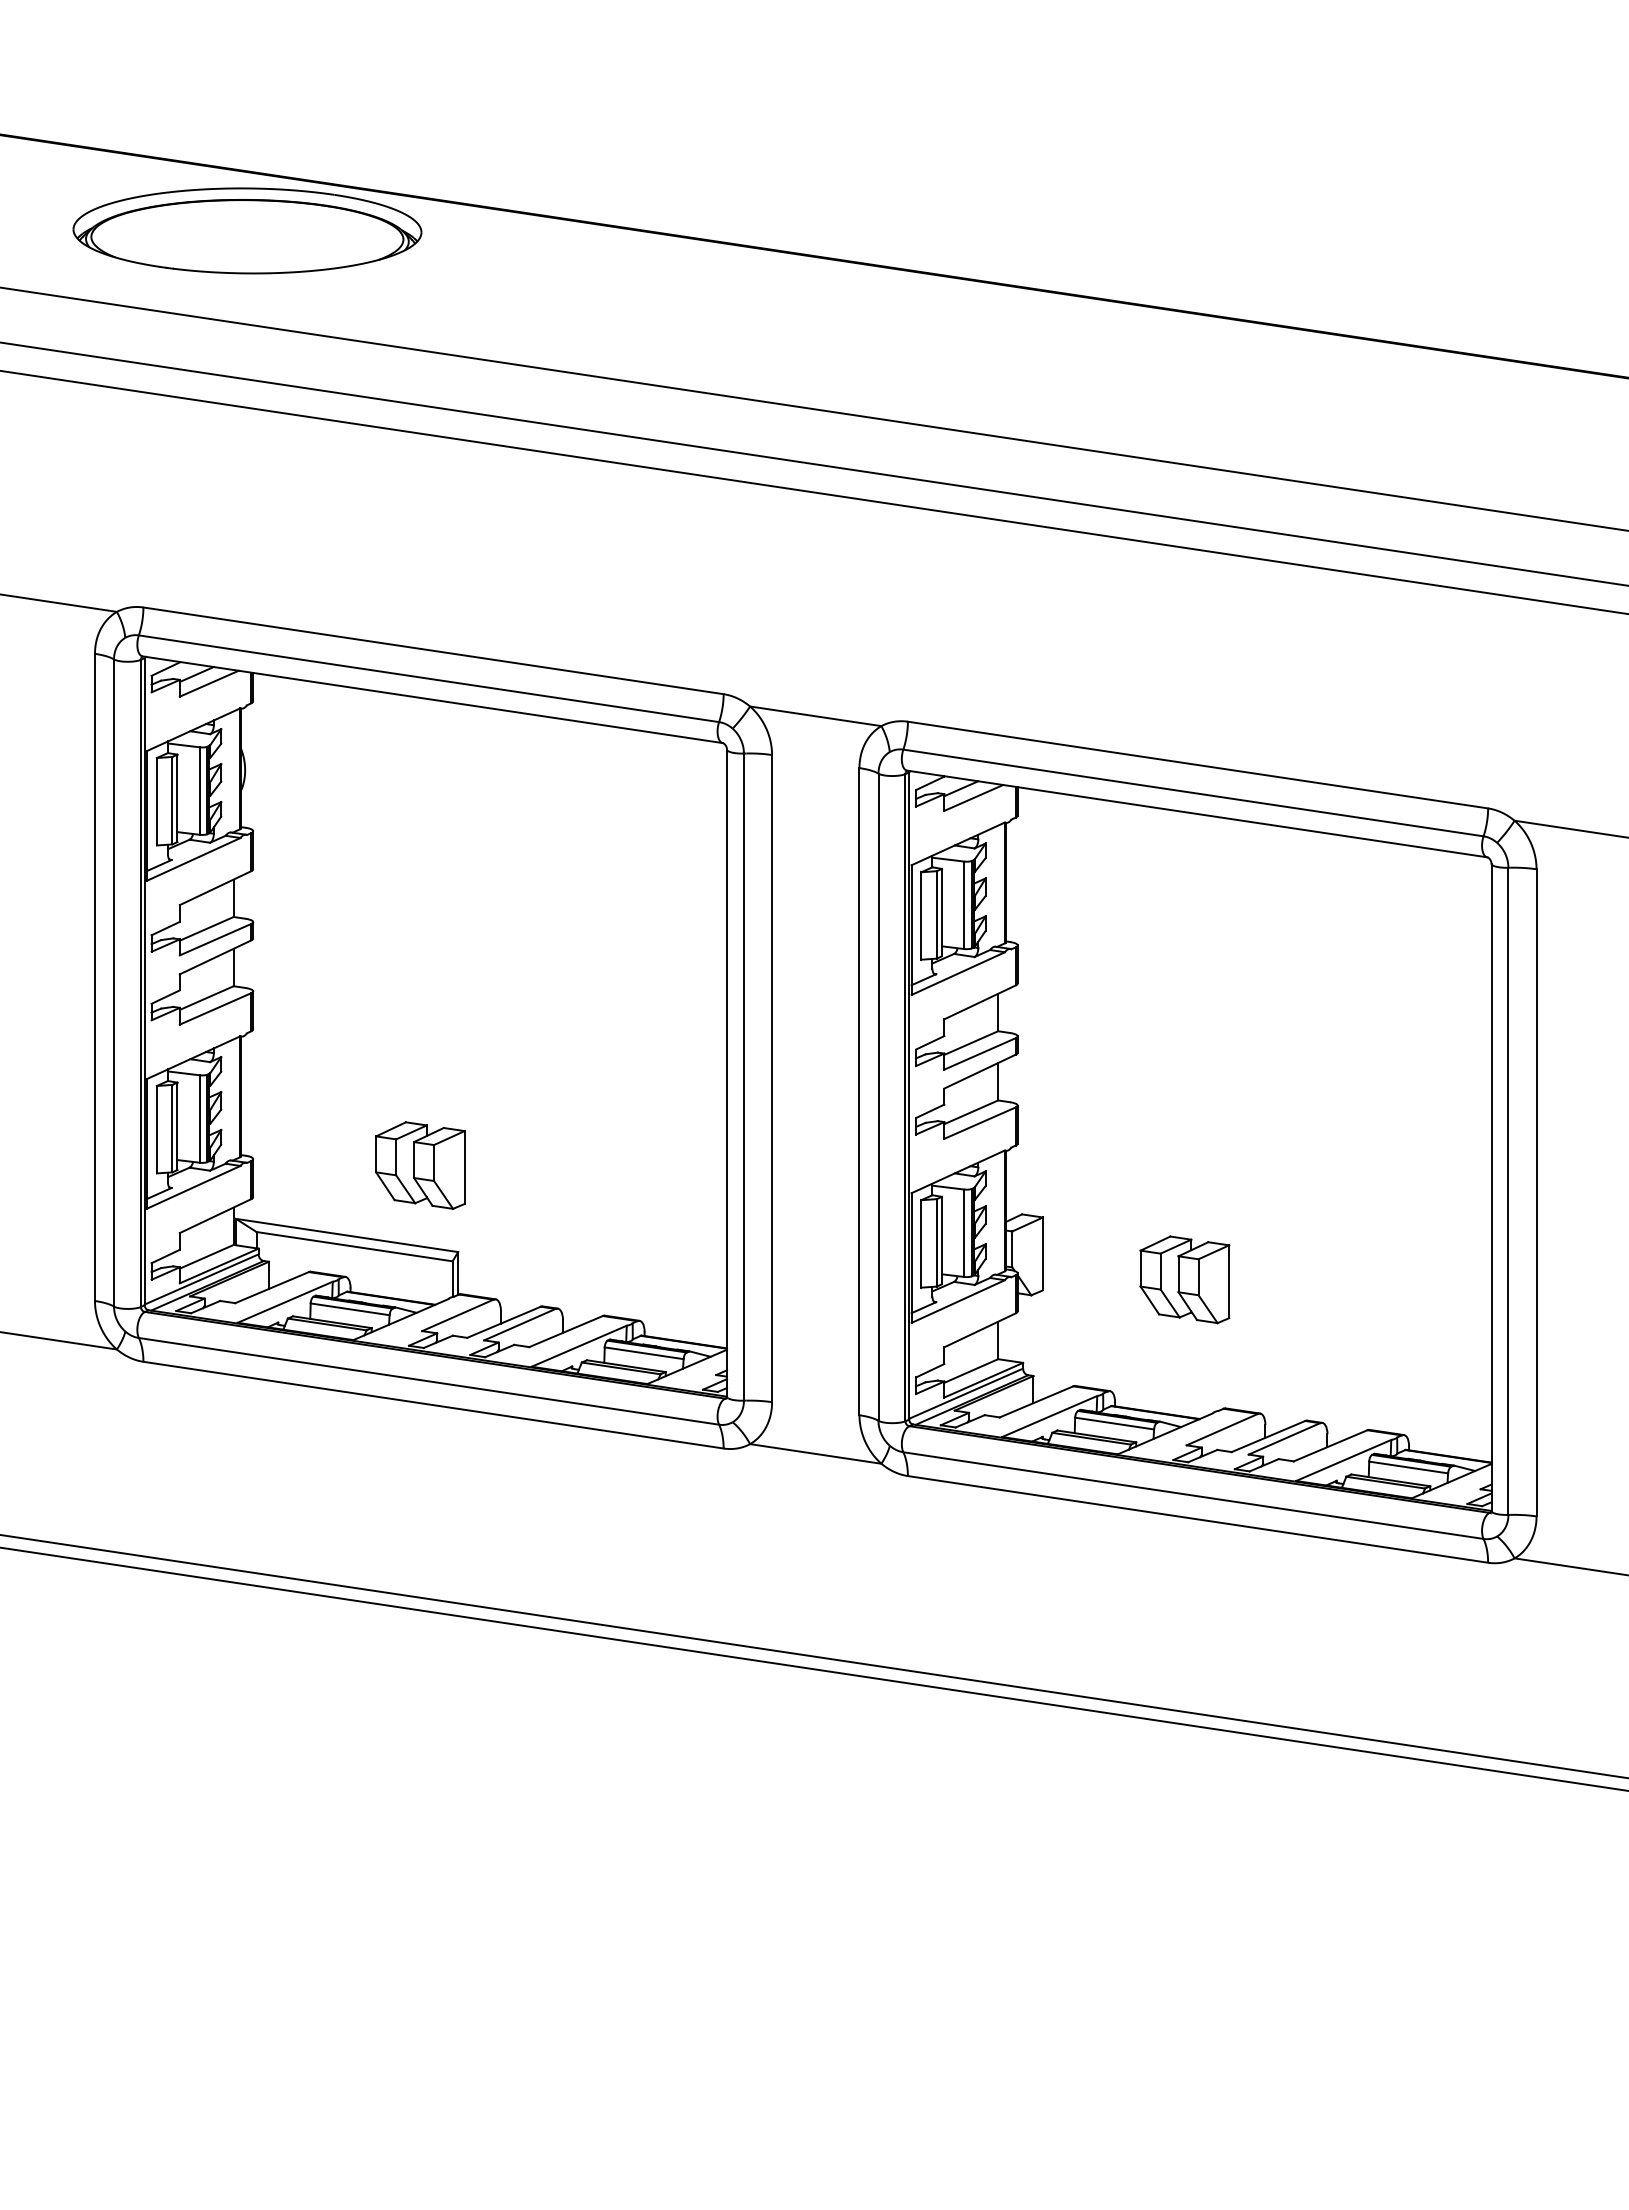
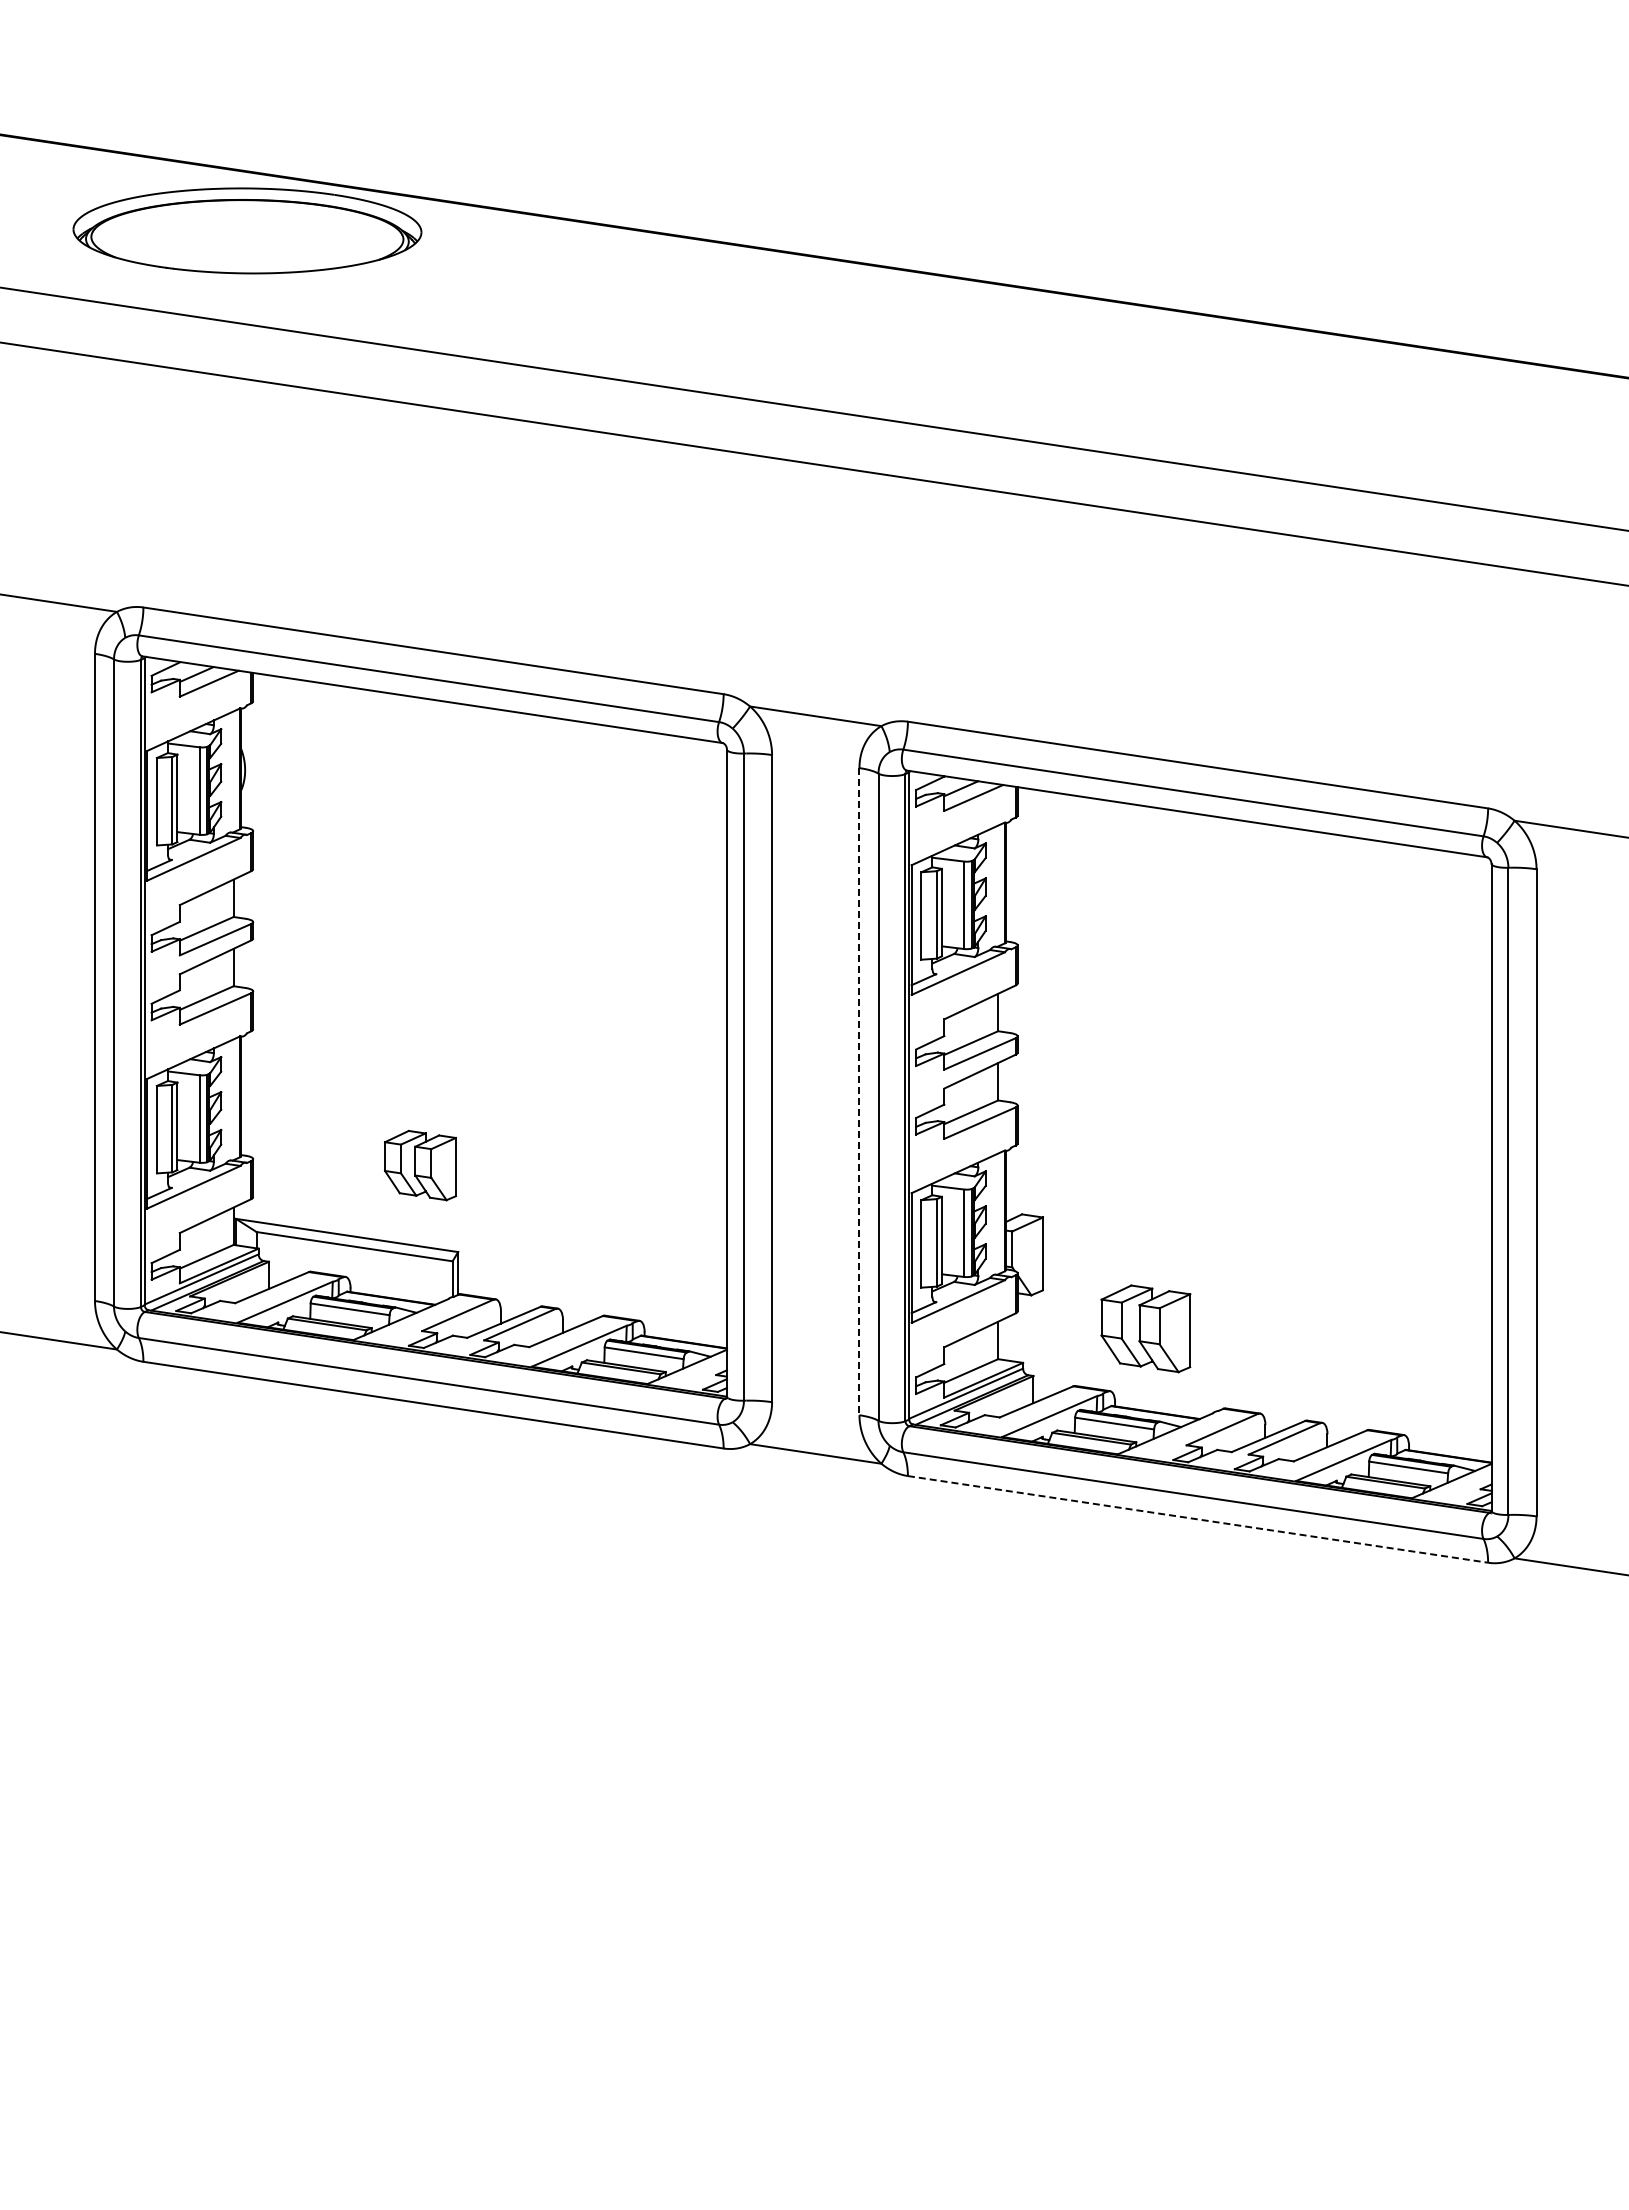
line: present -> none (813, 492)
line: solid -> dashed (859, 1091)
part size: 91x89 px -> 73x72 px (420, 1165)
part position: (1184, 1279) -> (1145, 1328) (1145, 1328)
line: solid -> dashed (1198, 1519)
line: present -> none (813, 1656)
line: present -> none (813, 1668)
